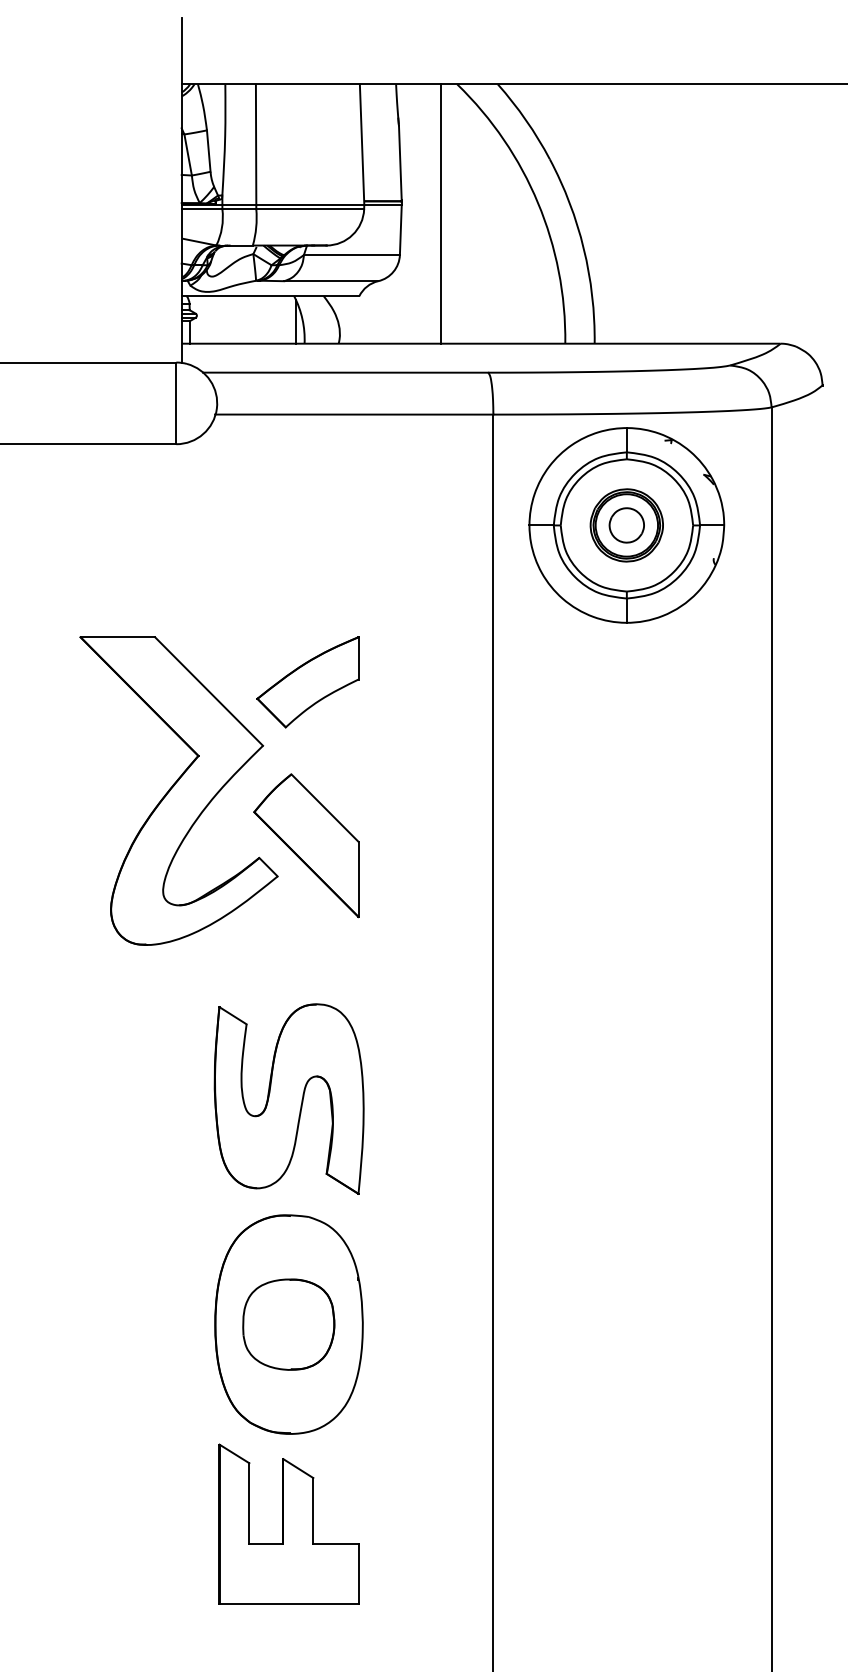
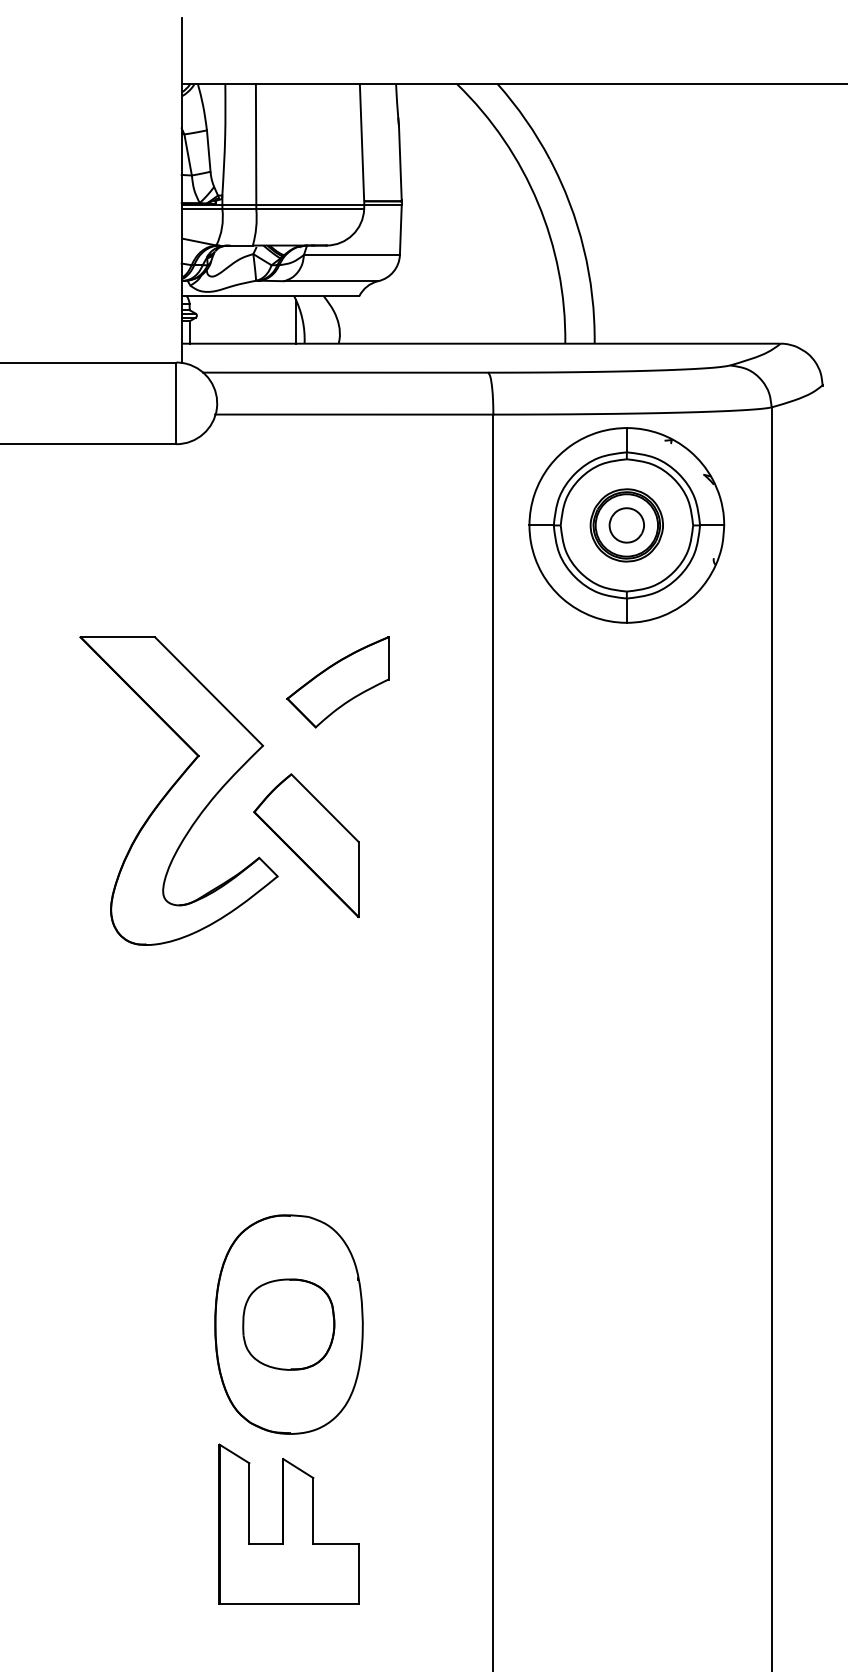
line: present -> none (440, 213)
part position: (307, 682) -> (337, 682) (337, 682)
part: present -> none (288, 1098)
